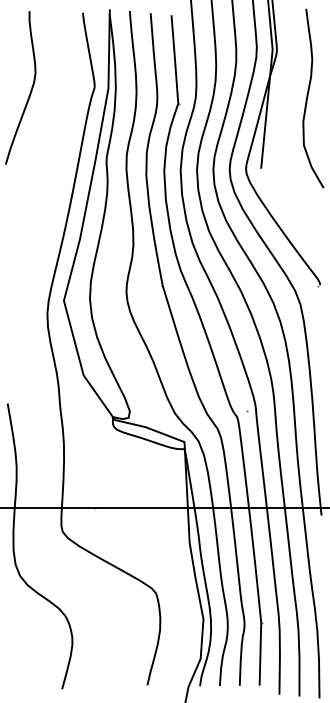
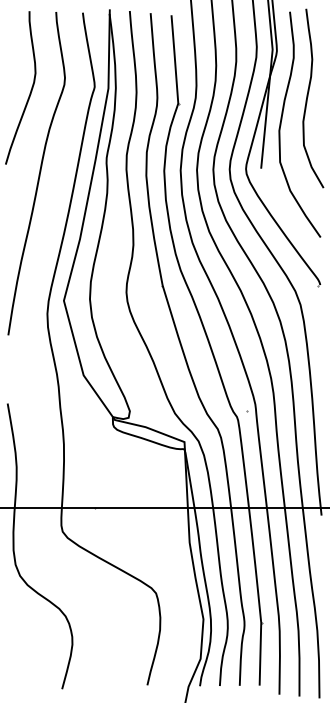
curve: none -> present (282, 119)
curve: none -> present (38, 174)
